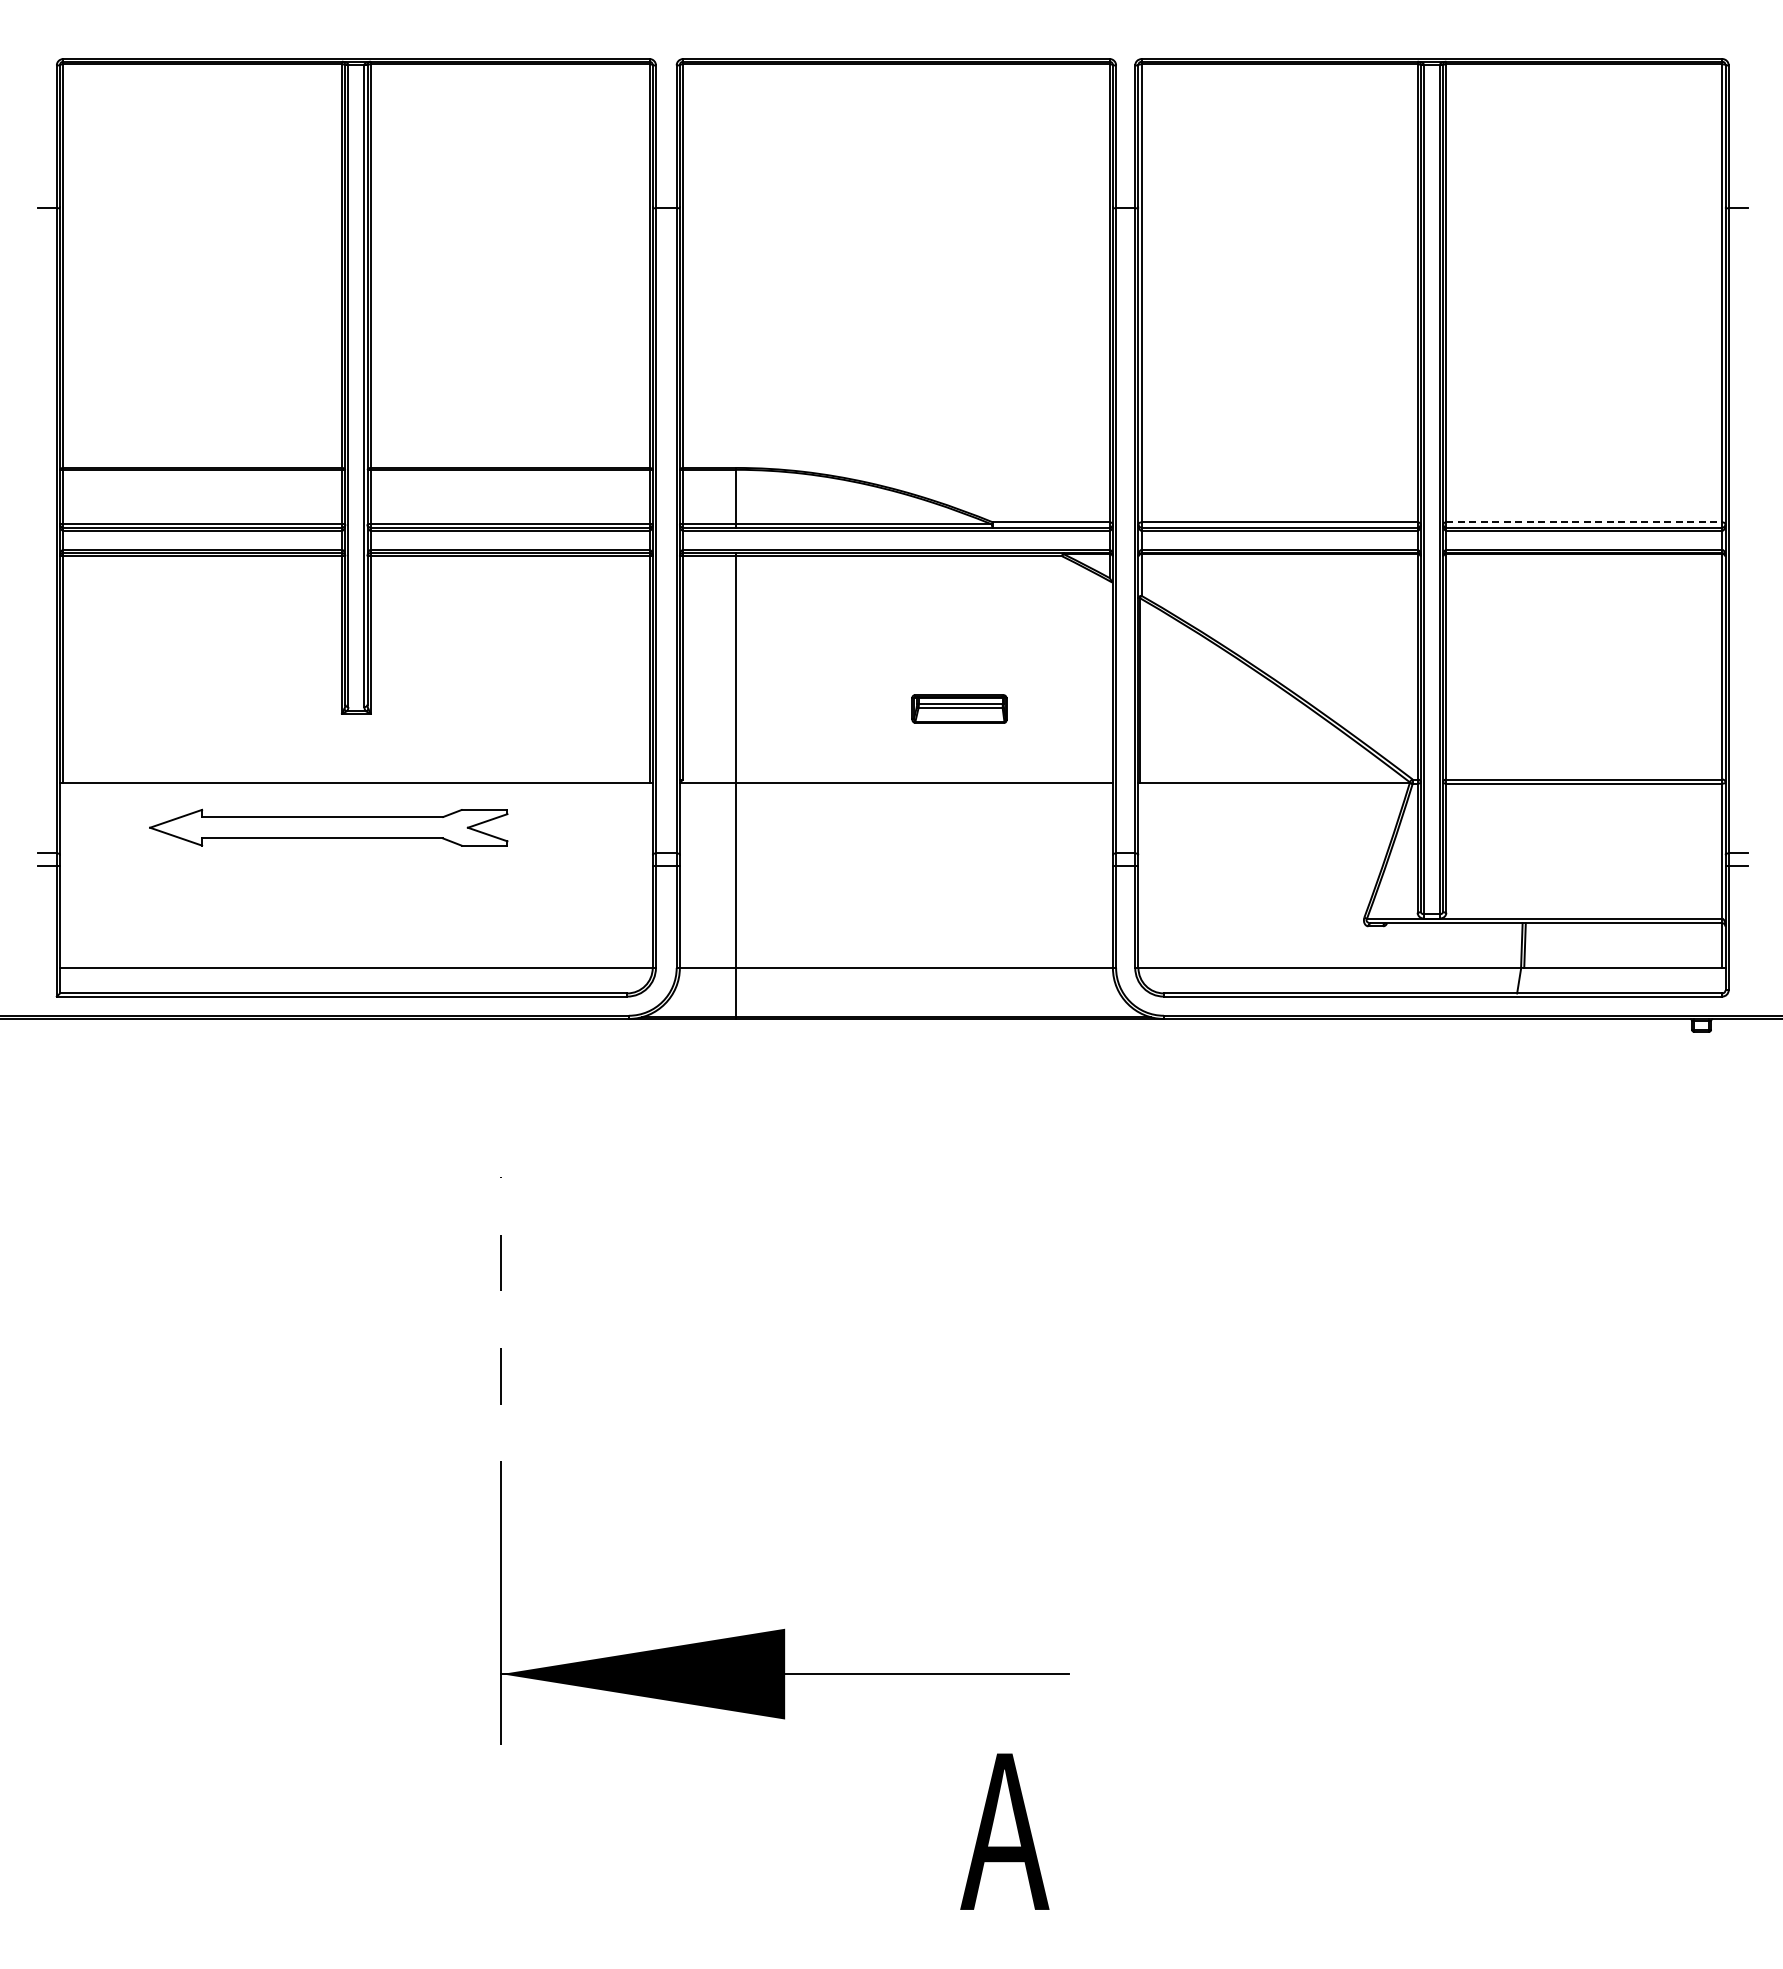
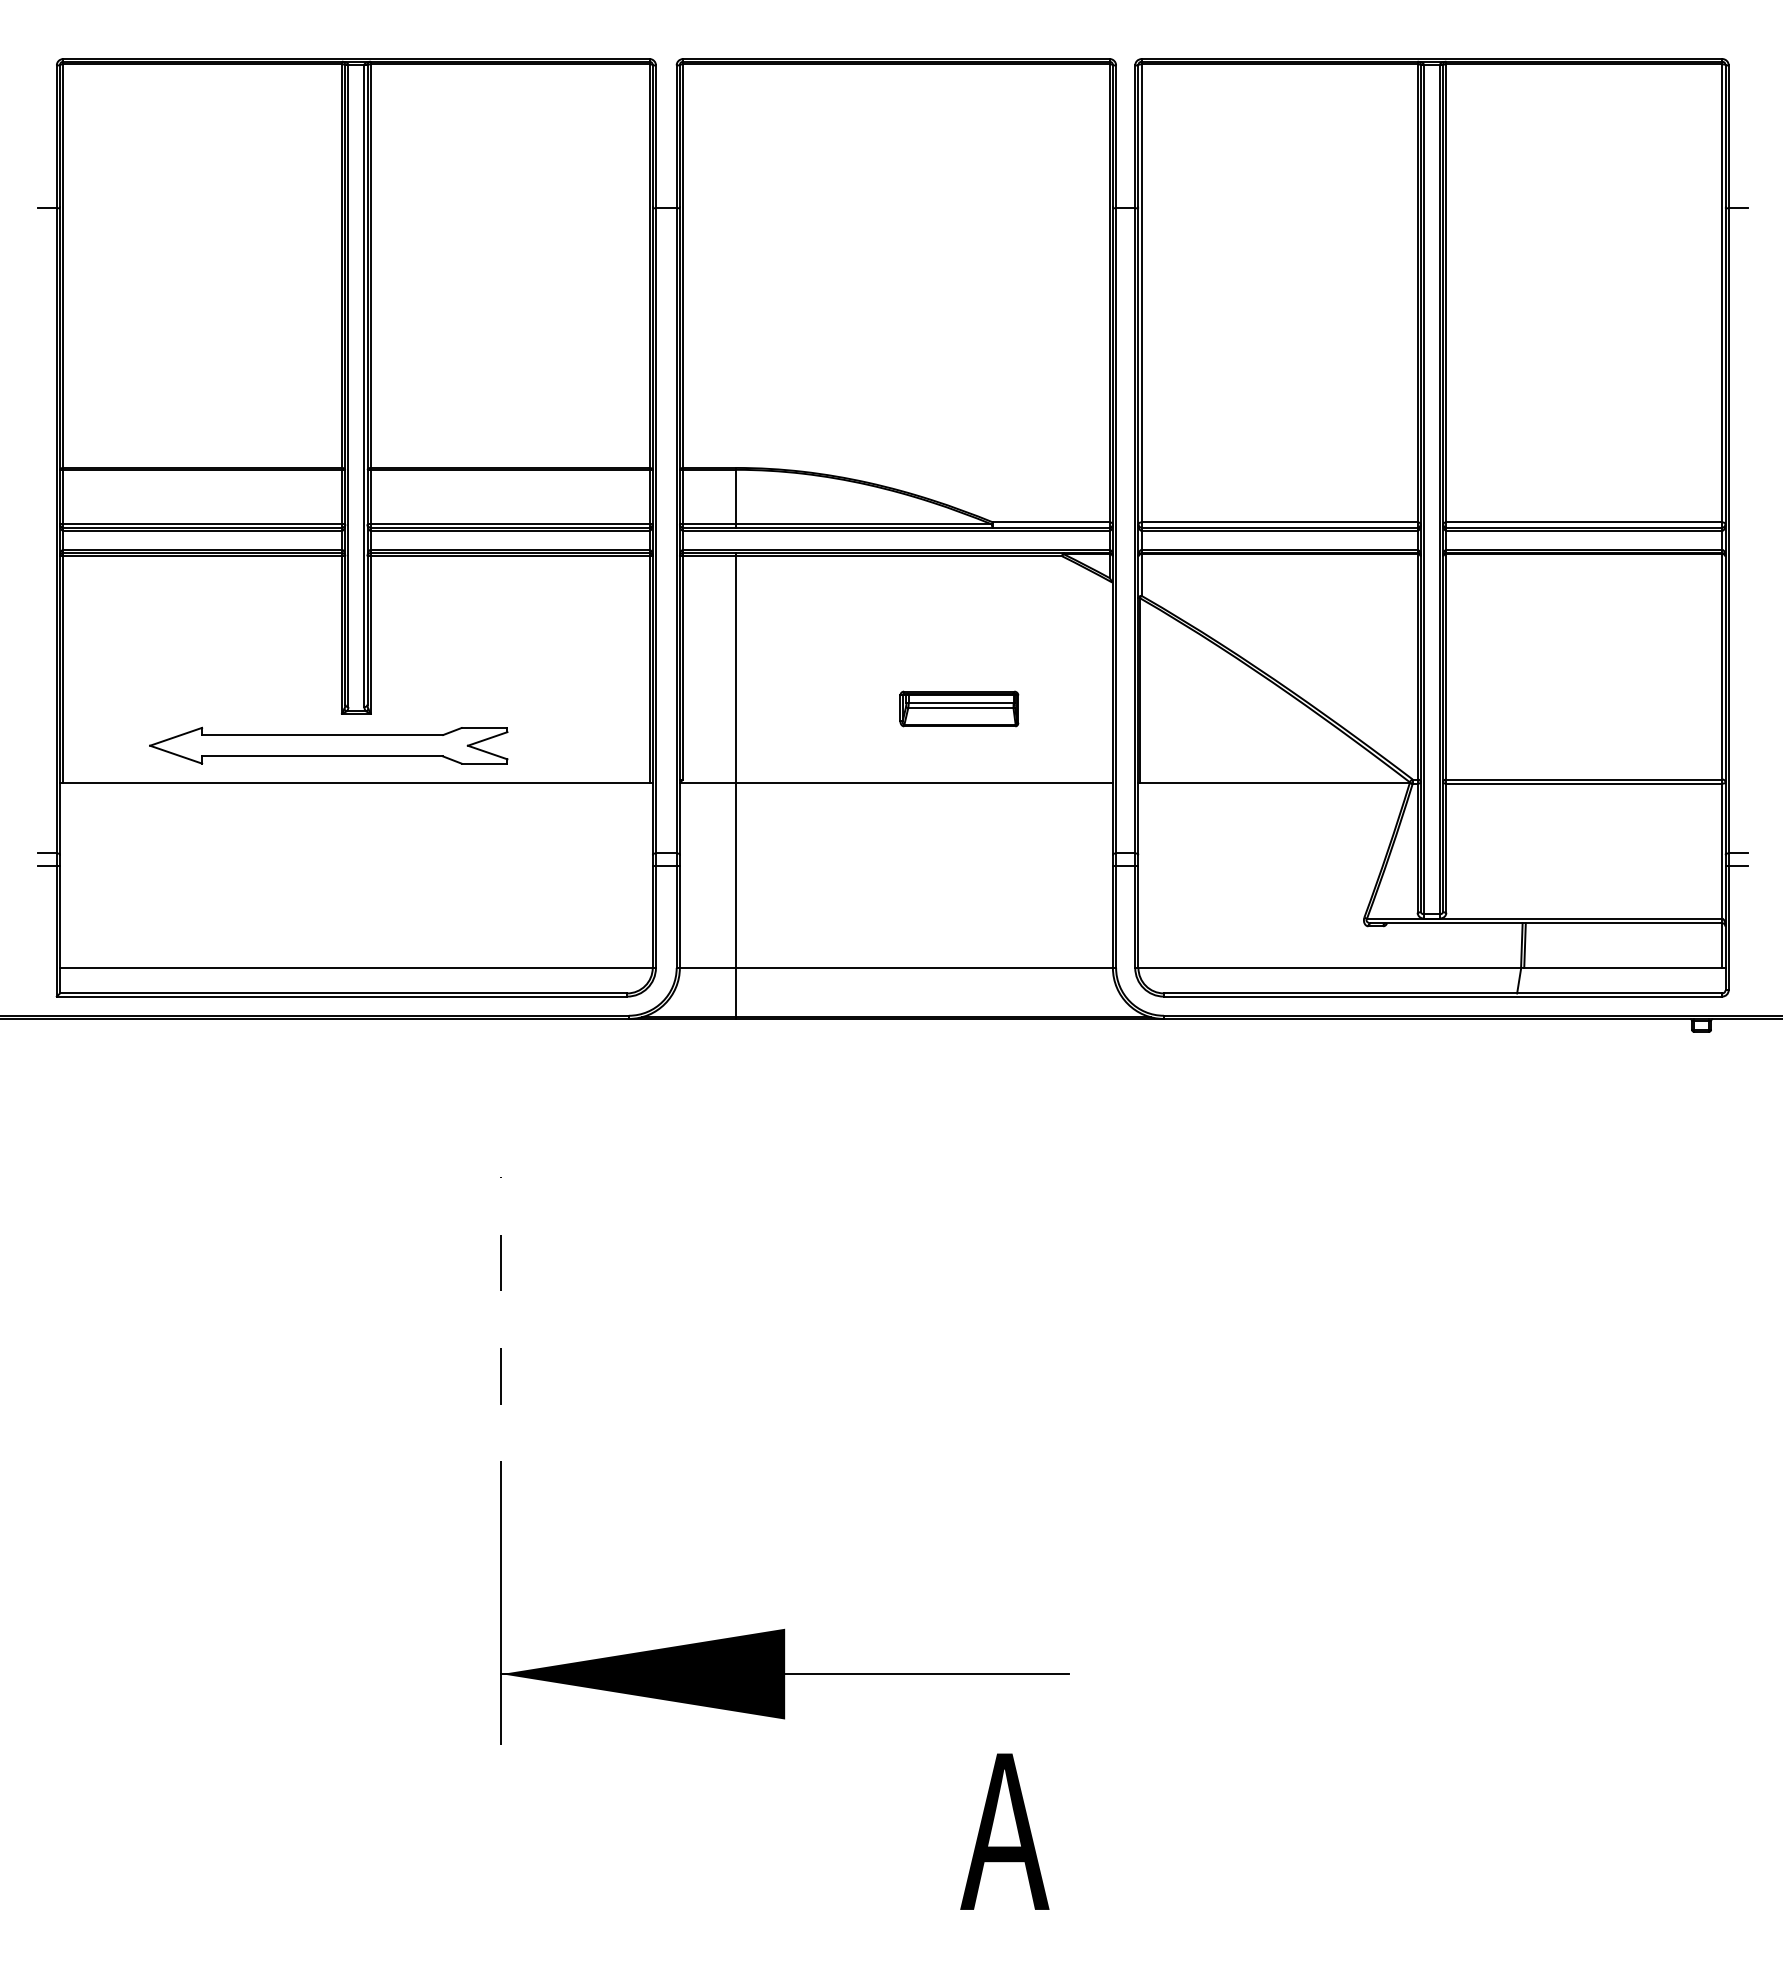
line: dashed -> solid (1584, 522)
part size: 97x30 px -> 121x38 px (959, 708)
part position: (328, 827) -> (328, 745) (328, 745)
